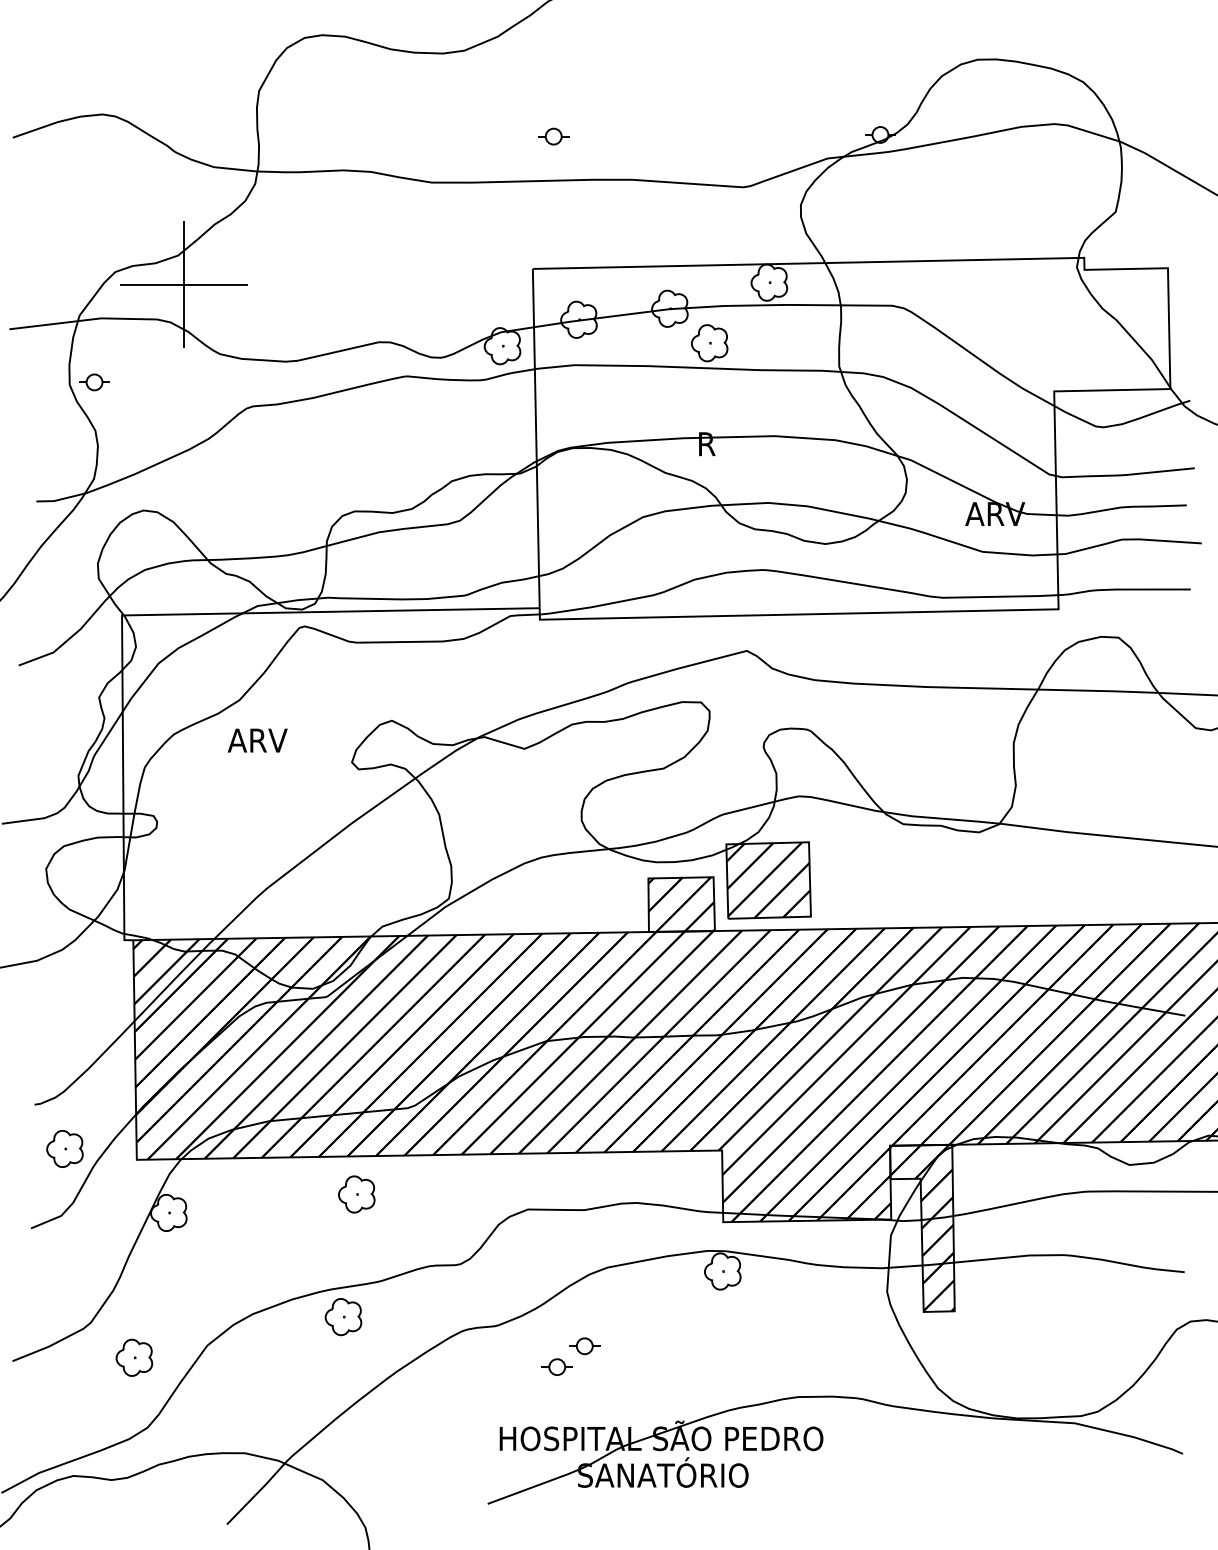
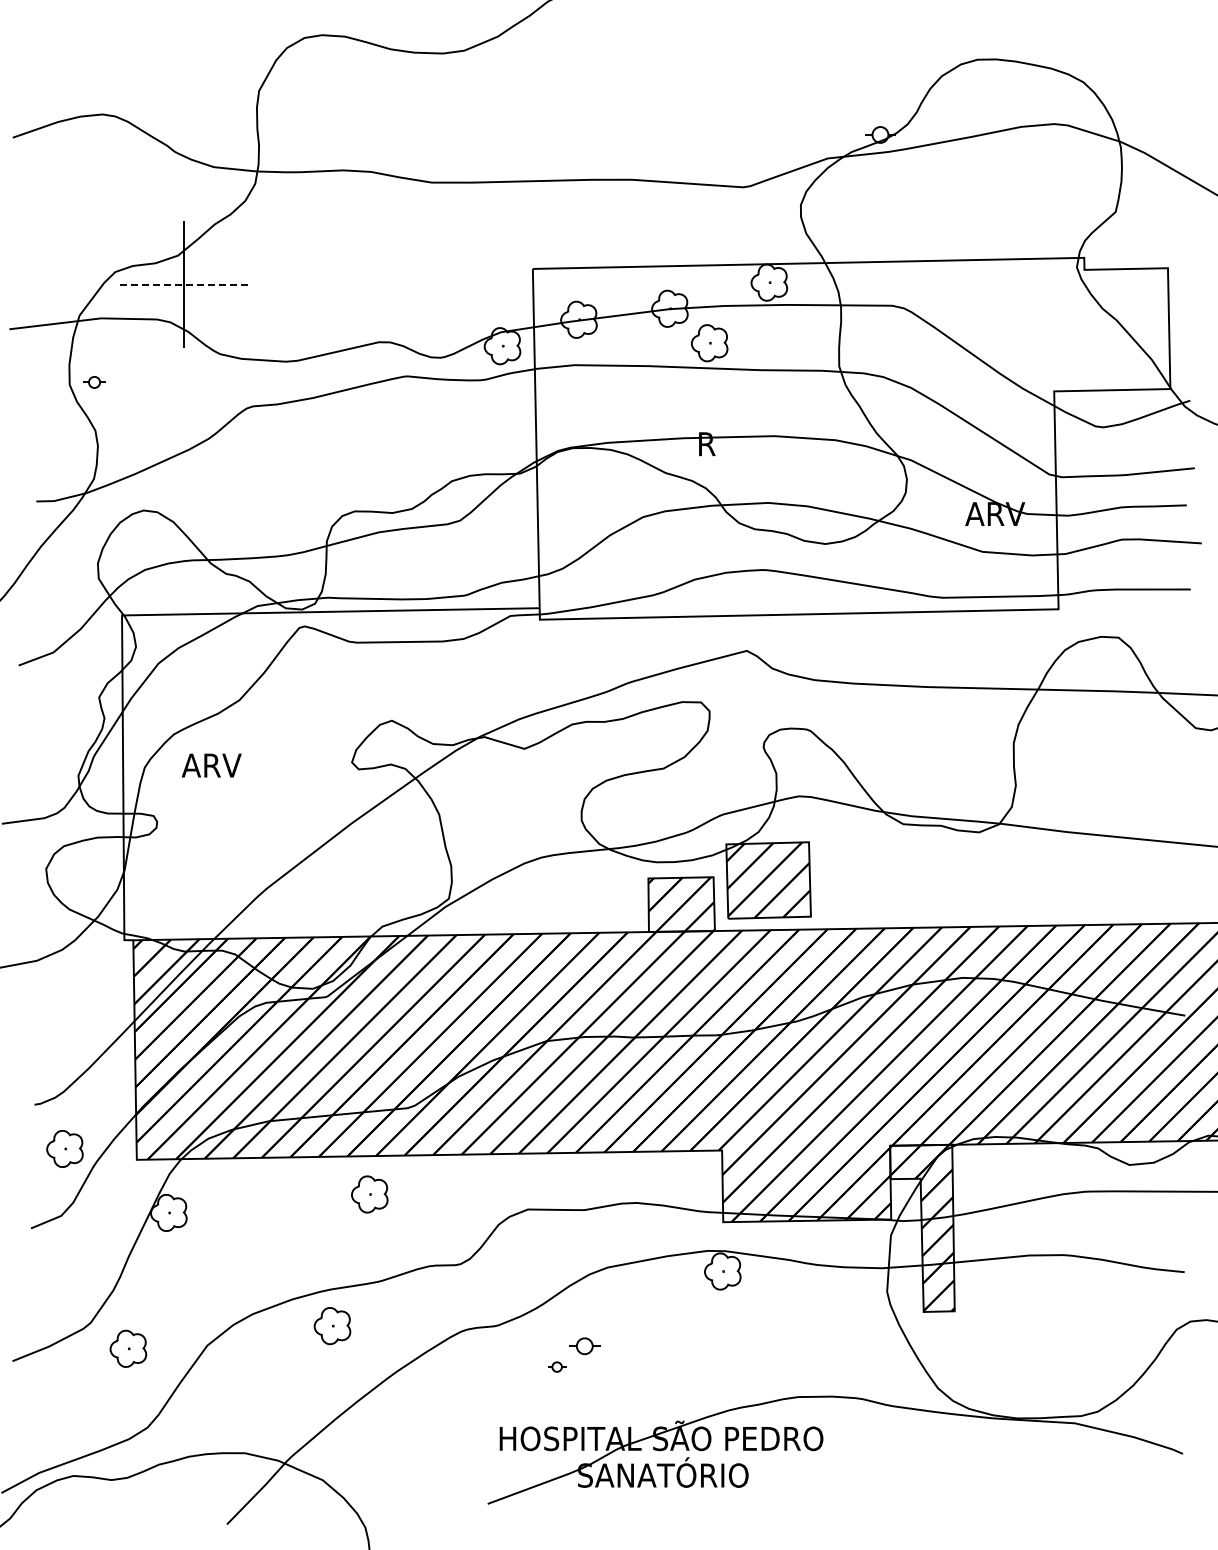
part: present -> none (553, 136)
line: solid -> dashed (184, 284)
part size: 31x19 px -> 23x13 px (94, 382)
text position: (257, 740) -> (211, 765) (211, 765)
part position: (356, 1194) -> (369, 1194) (369, 1194)
part position: (343, 1317) -> (332, 1326) (332, 1326)
part position: (134, 1357) -> (128, 1348) (128, 1348)
part size: 32x18 px -> 19x12 px (557, 1366)
